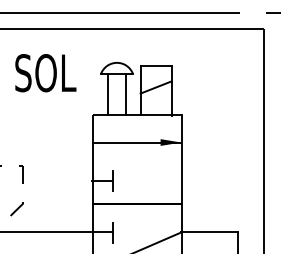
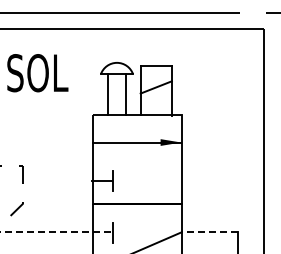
text position: (45, 73) -> (37, 73) (37, 73)
line: solid -> dashed (209, 231)
line: solid -> dashed (56, 232)
